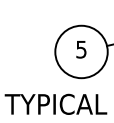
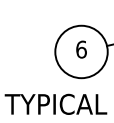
text: 5 -> 6 (81, 49)
